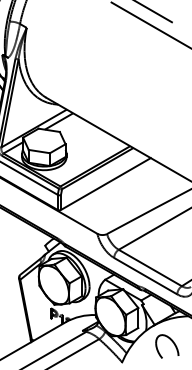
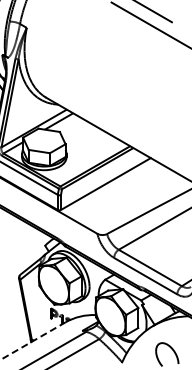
line: solid -> dashed (32, 341)
part position: (173, 344) -> (173, 352) (173, 352)
